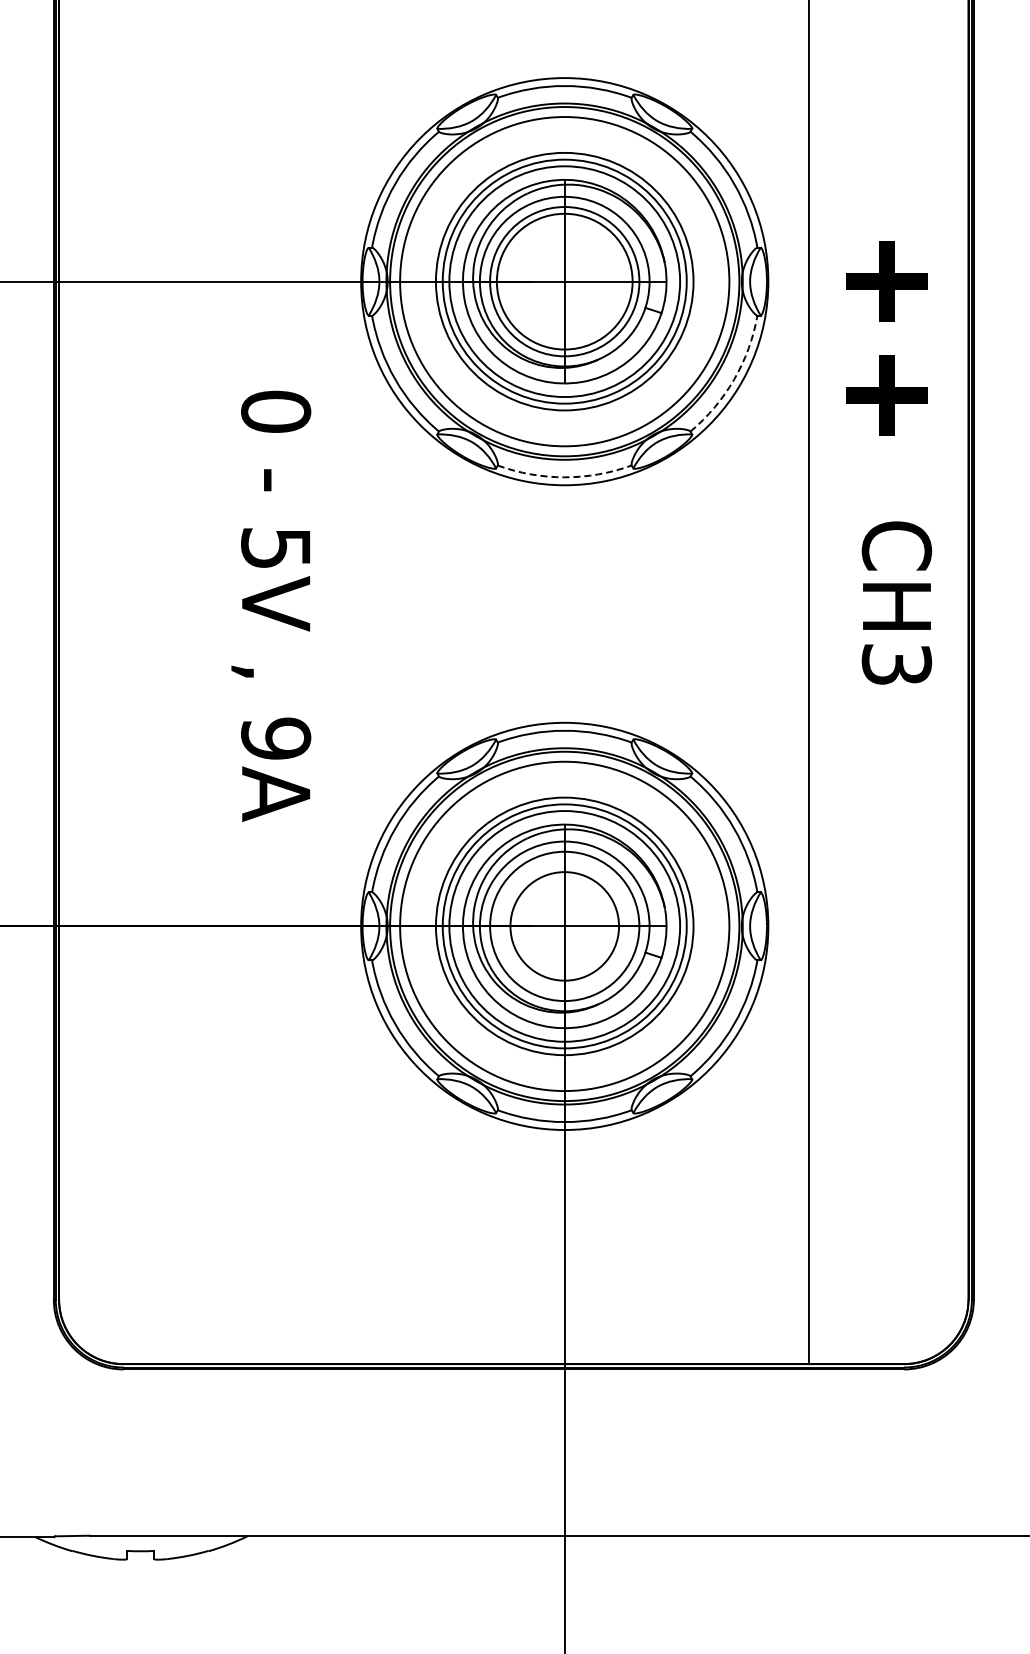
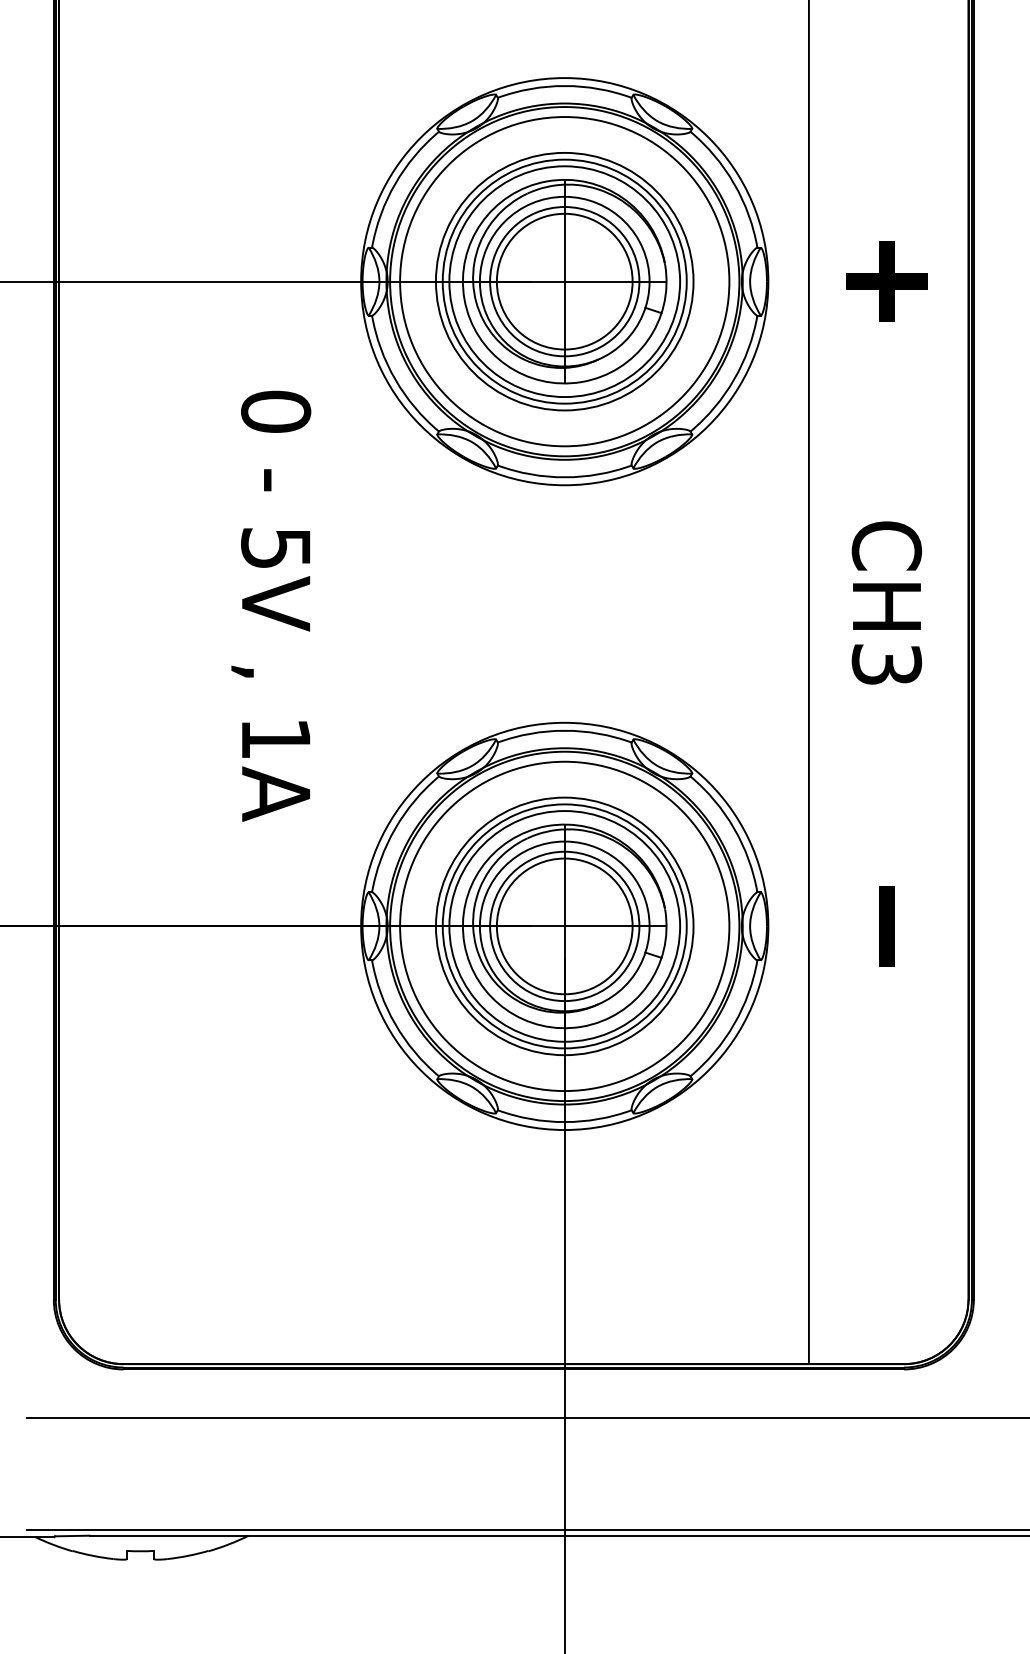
arc: dashed -> solid (734, 379)
part: present -> none (886, 395)
arc: dashed -> solid (564, 477)
text position: (896, 602) -> (886, 602) (886, 602)
text: 9A -> 1A (276, 738)
circle diameter: 109 px -> 136 px (564, 926)
line: none -> present (886, 926)
line: none -> present (526, 1417)
line: none -> present (526, 1529)
